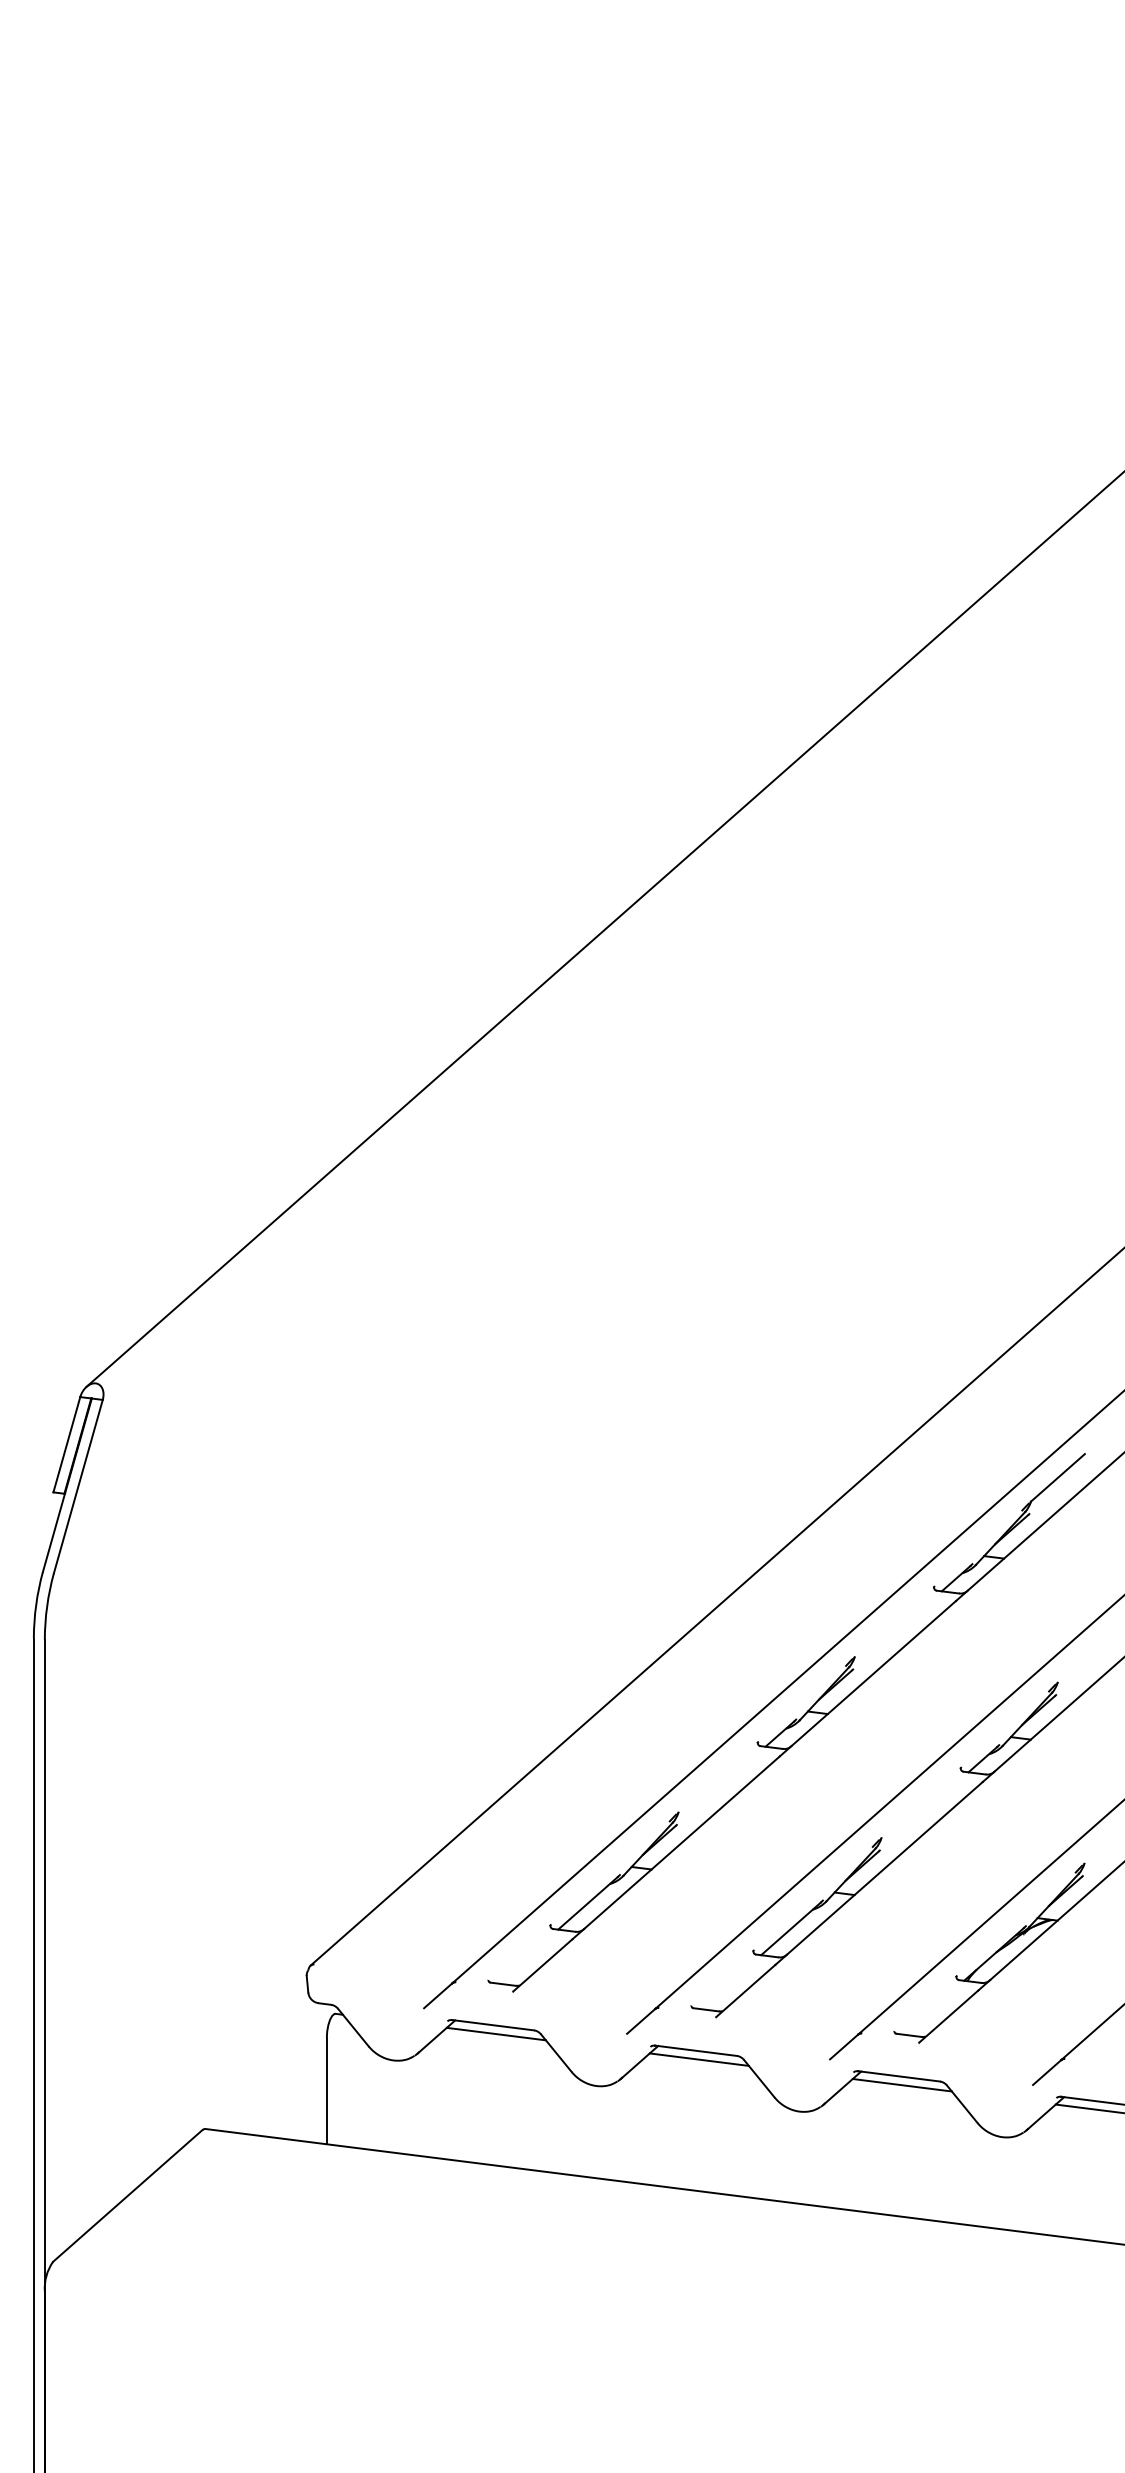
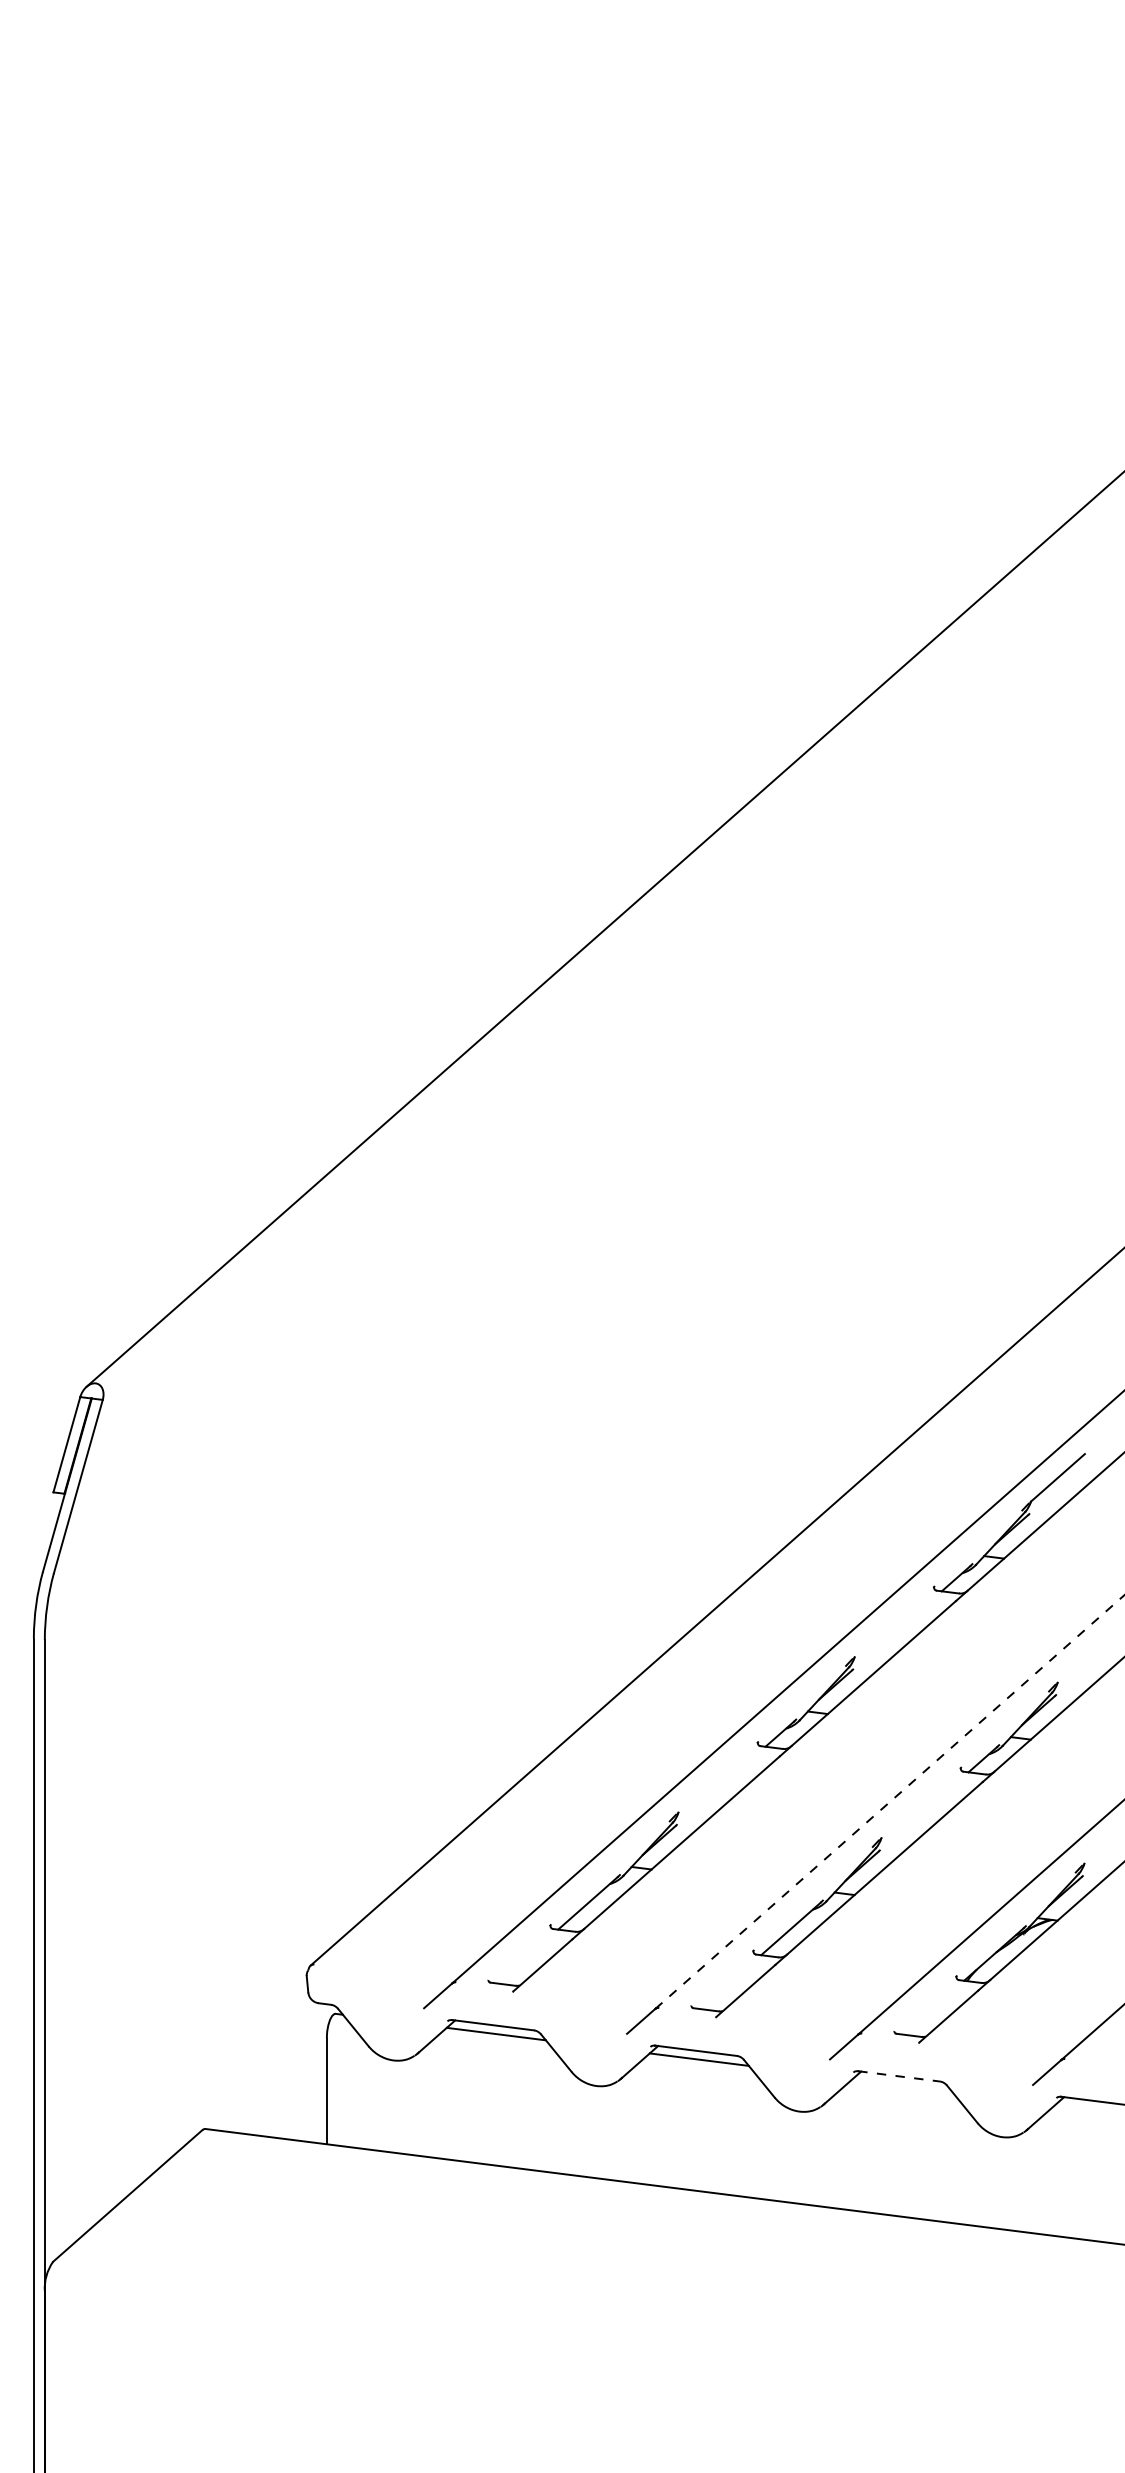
line: solid -> dashed (890, 1801)
line: solid -> dashed (899, 2076)
line: present -> none (901, 2085)
line: present -> none (1088, 2108)
